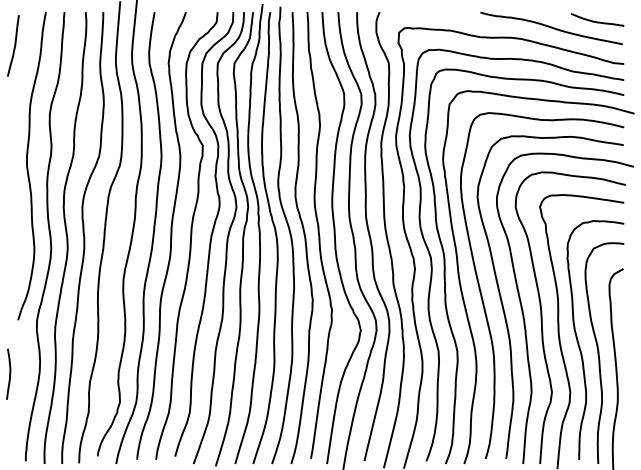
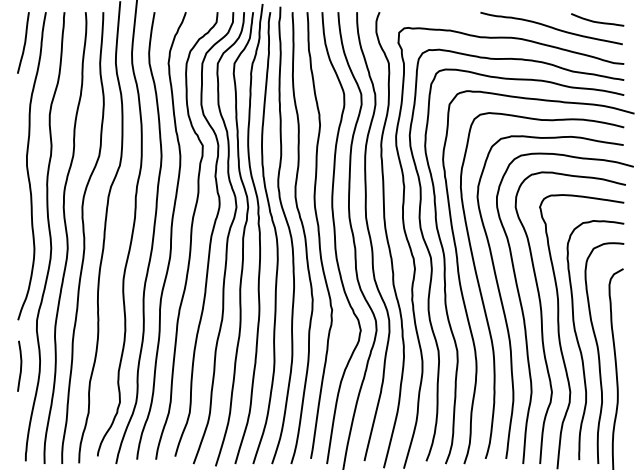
curve position: (14, 45) -> (24, 42) (24, 42)
curve position: (9, 373) -> (20, 365) (20, 365)
